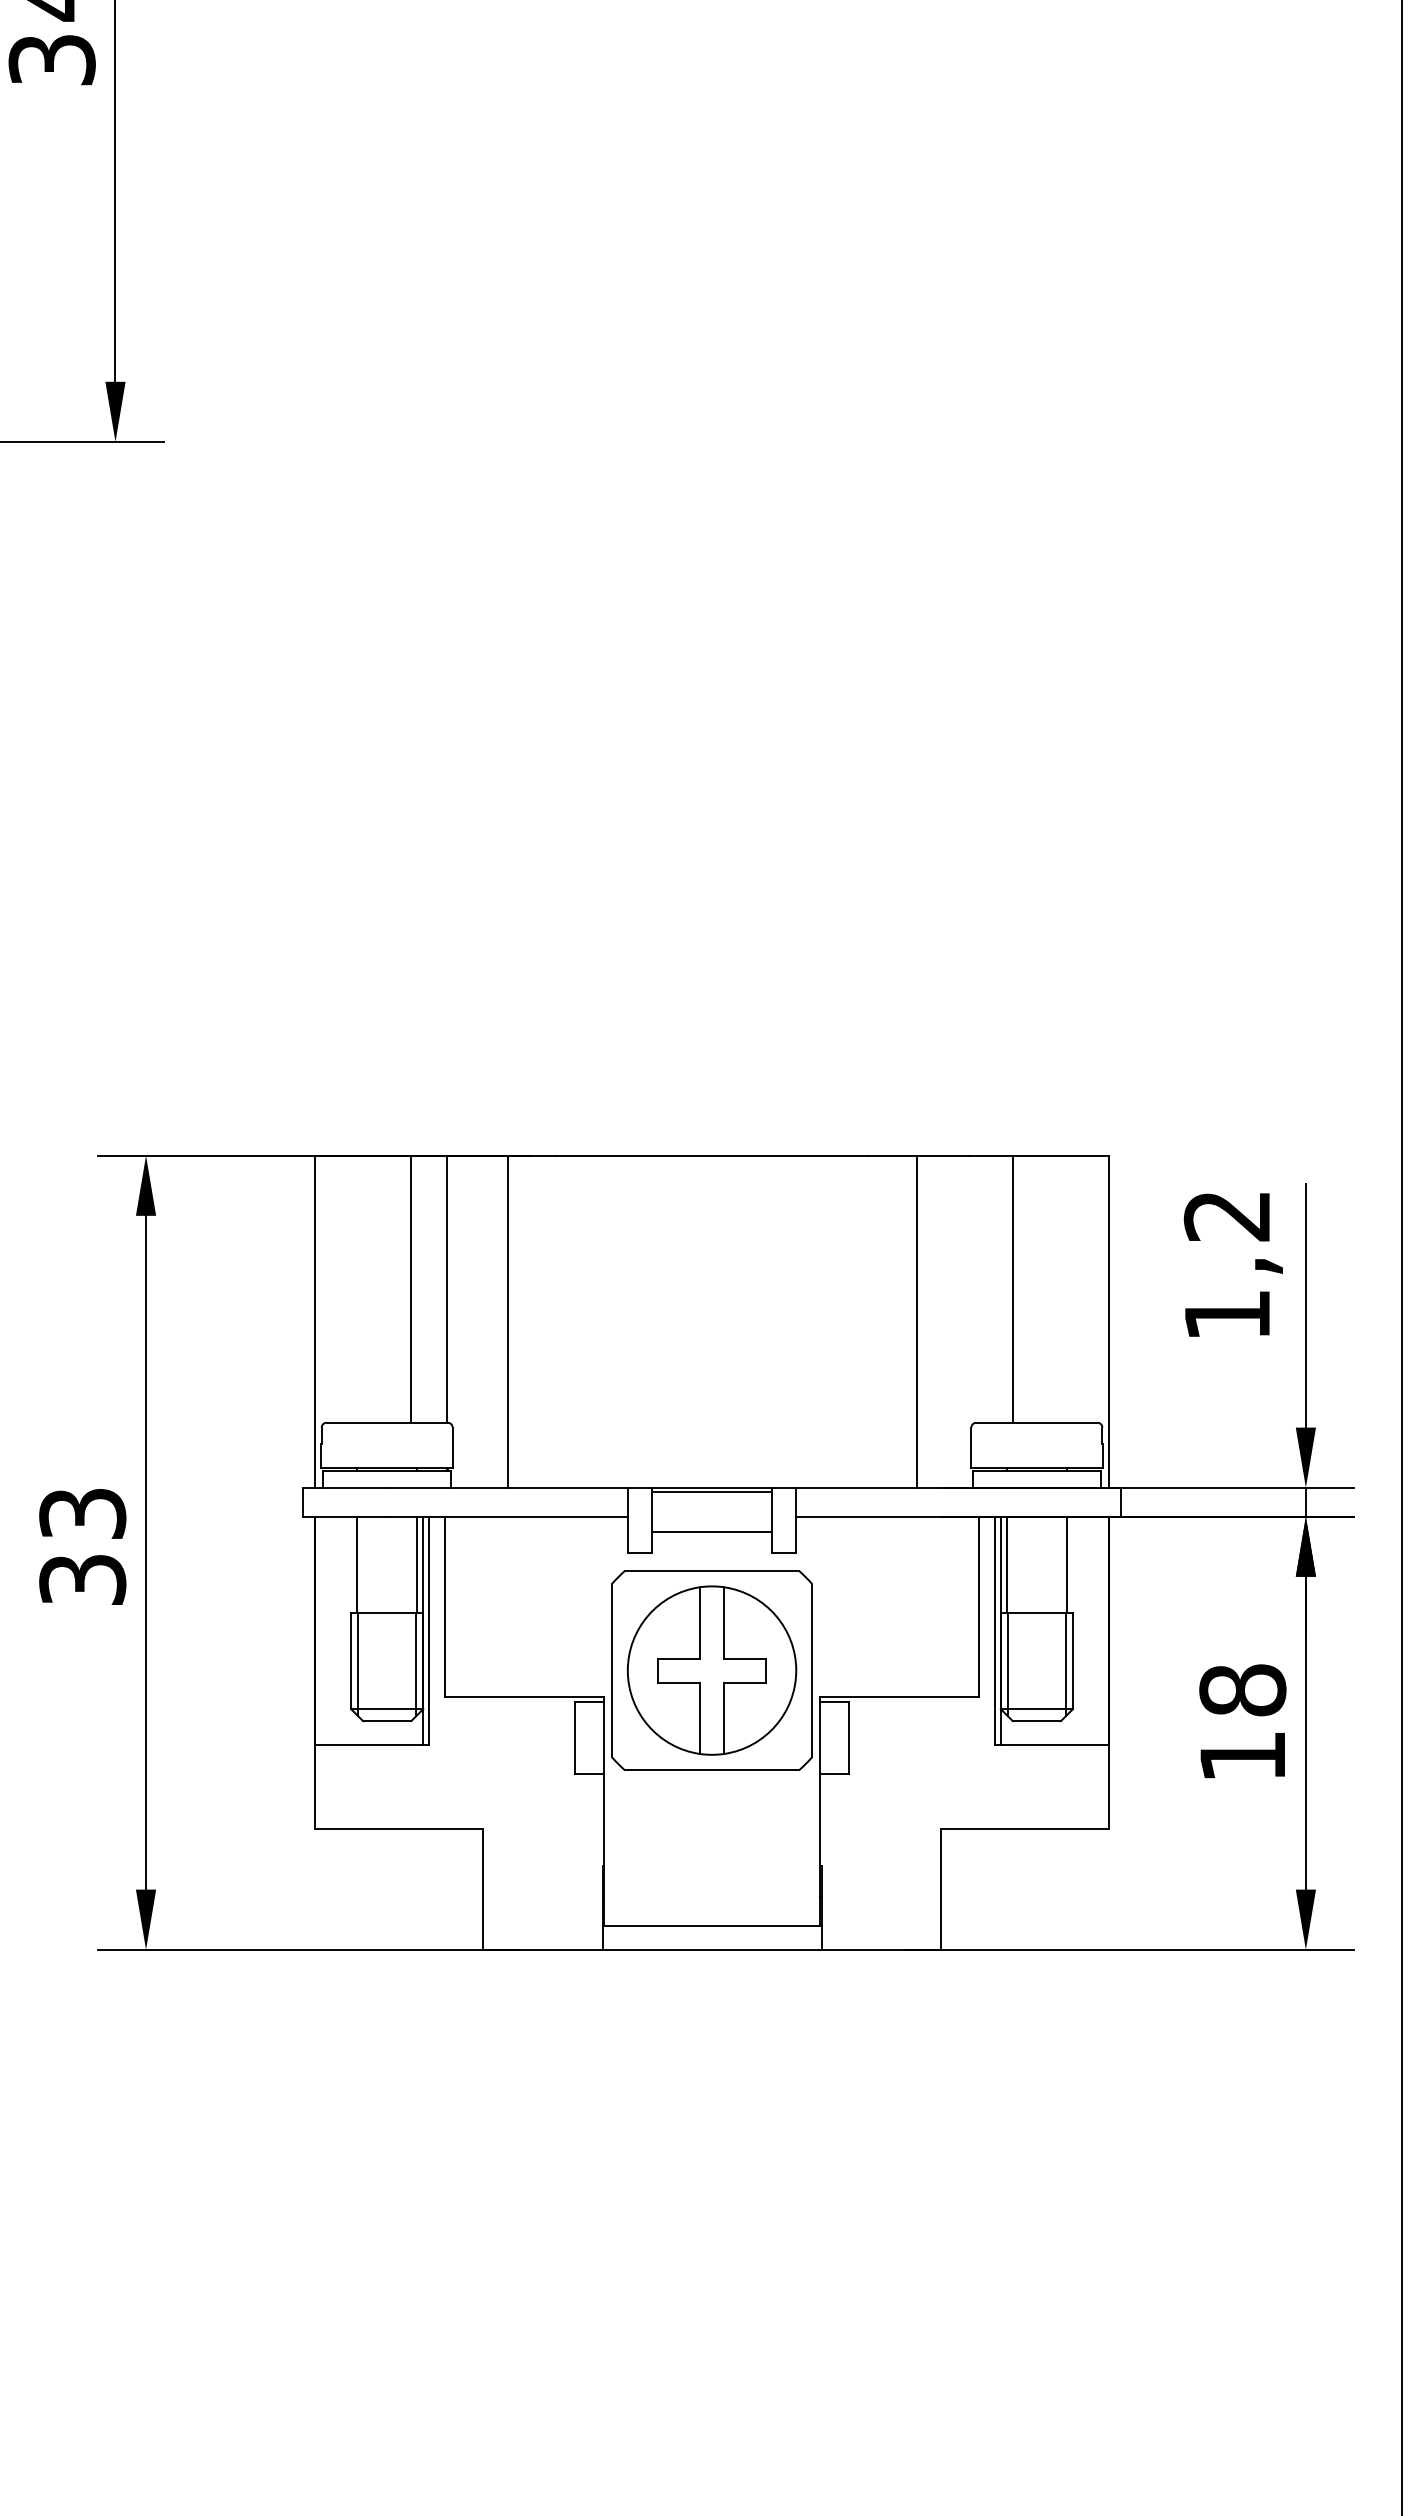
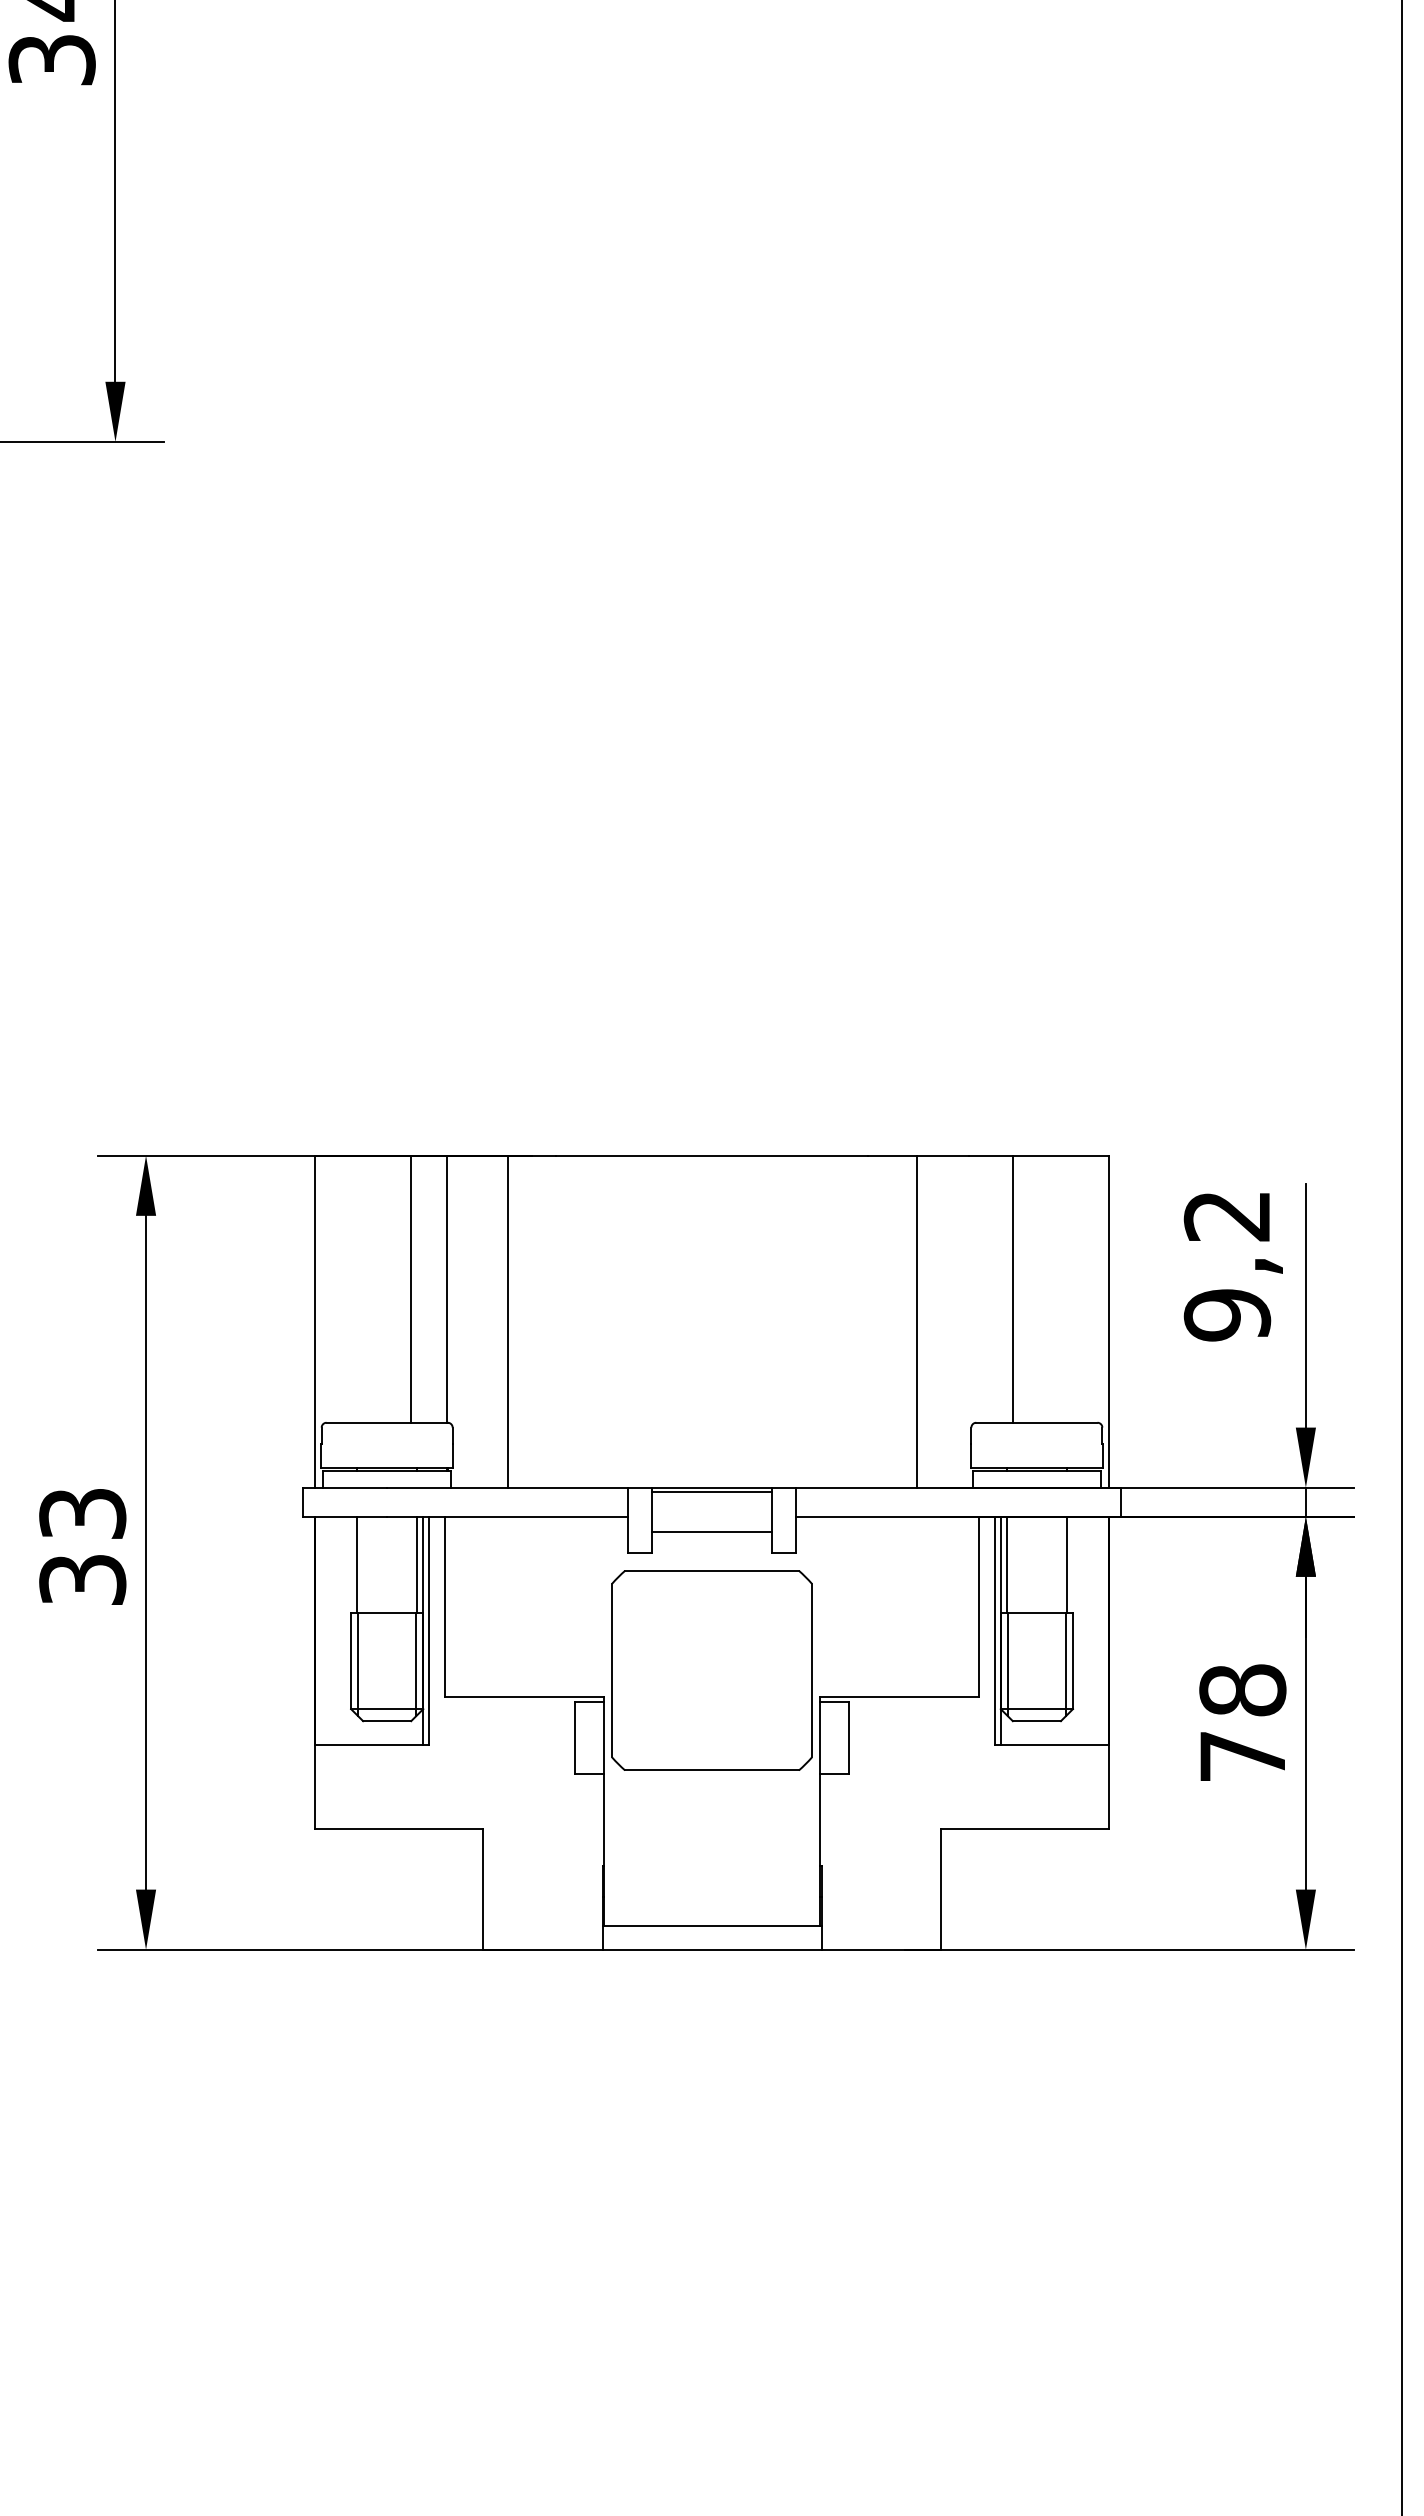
text: 1,2 -> 9,2 (1227, 1315)
part: present -> none (711, 1670)
text: 18 -> 78 (1242, 1756)
